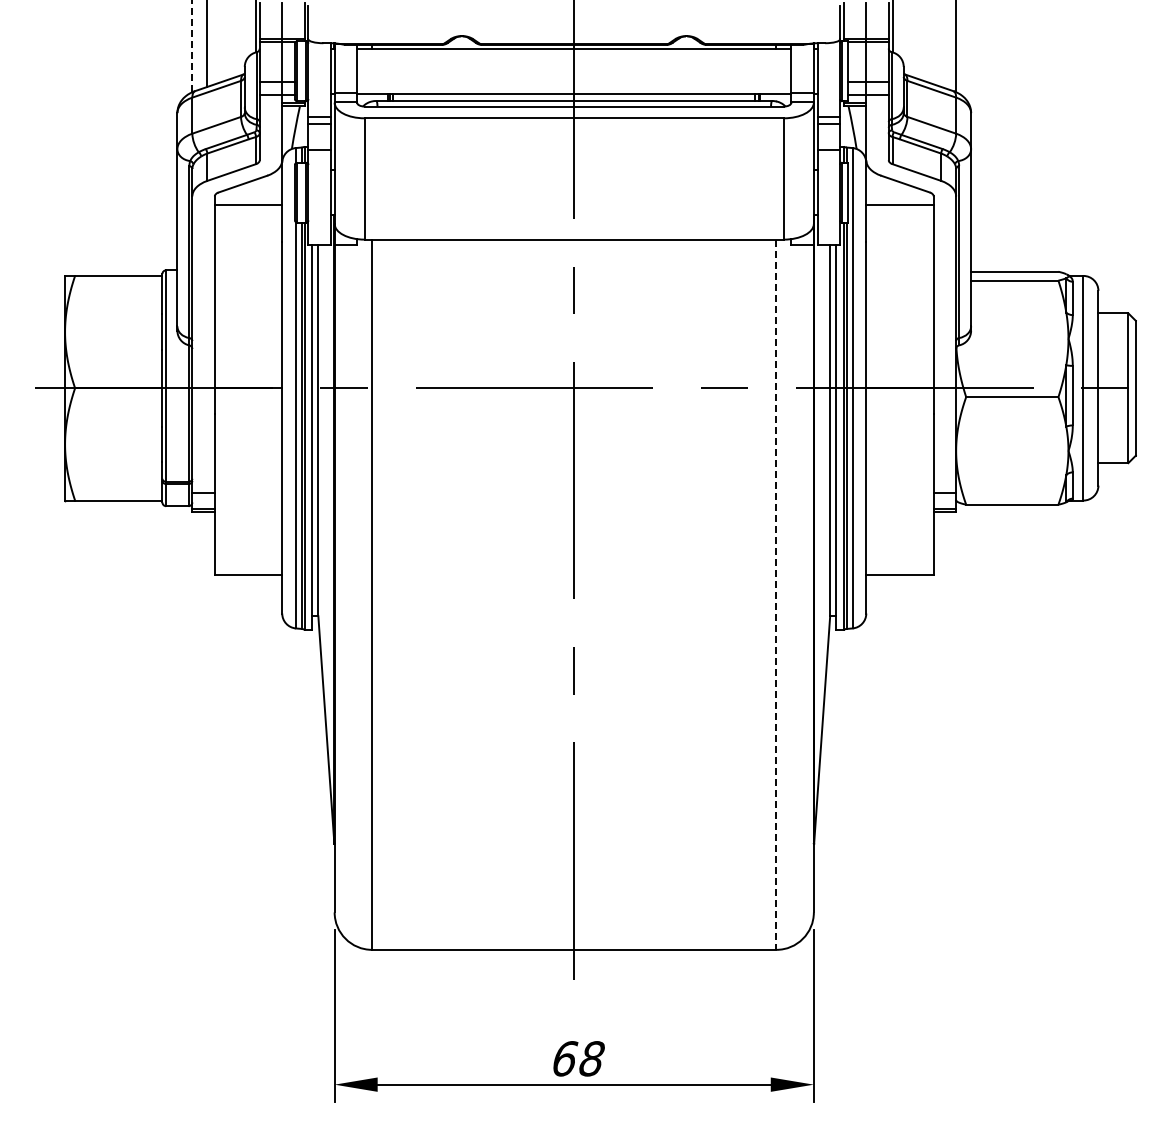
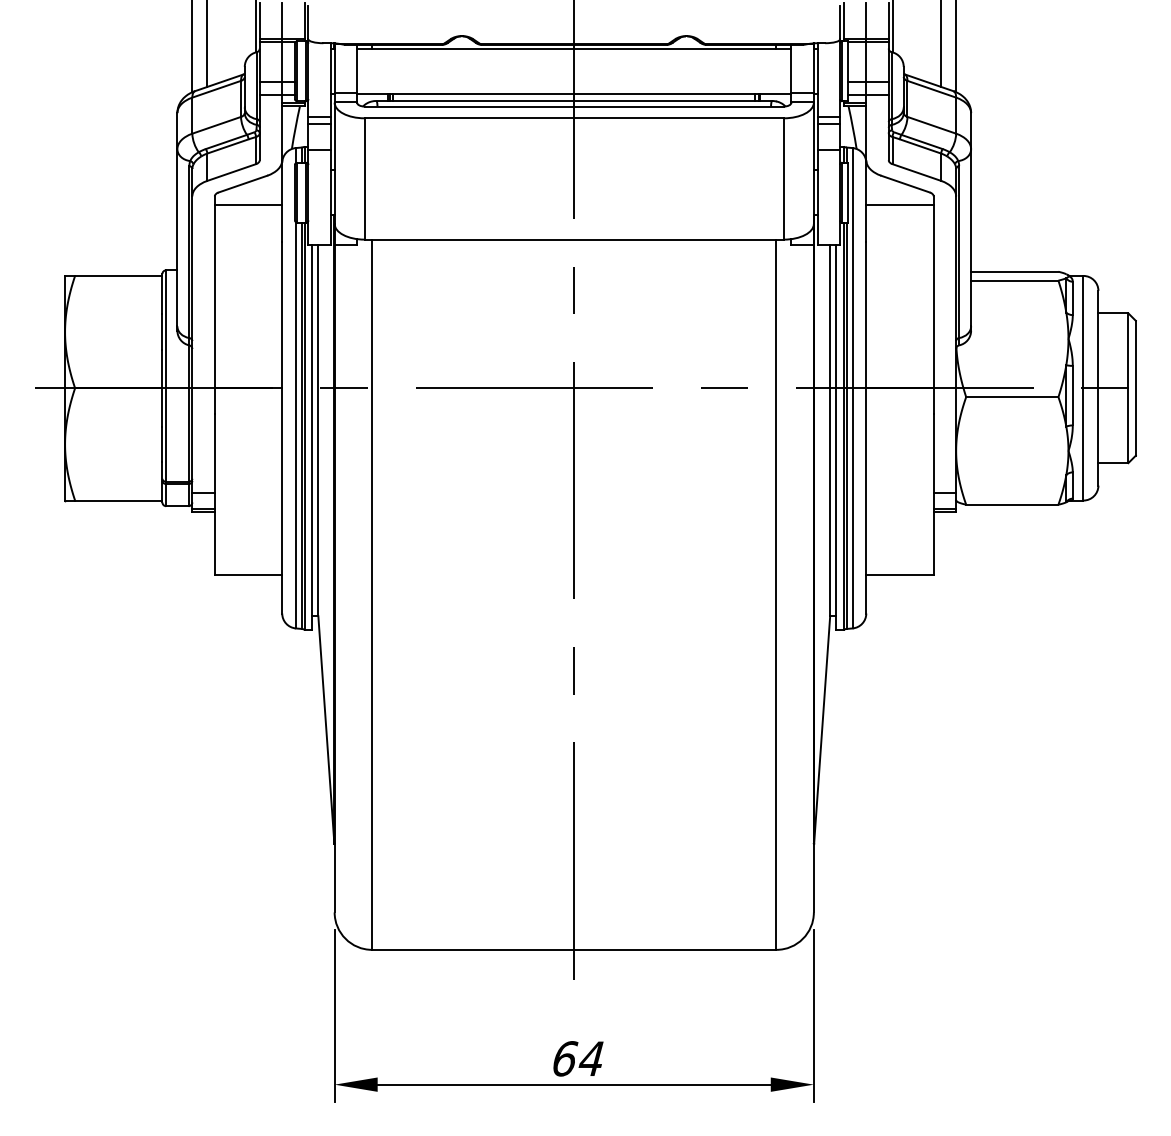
line: none -> present (941, 44)
line: dashed -> solid (192, 46)
line: dashed -> solid (776, 595)
text: 68 -> 64 (591, 1058)
